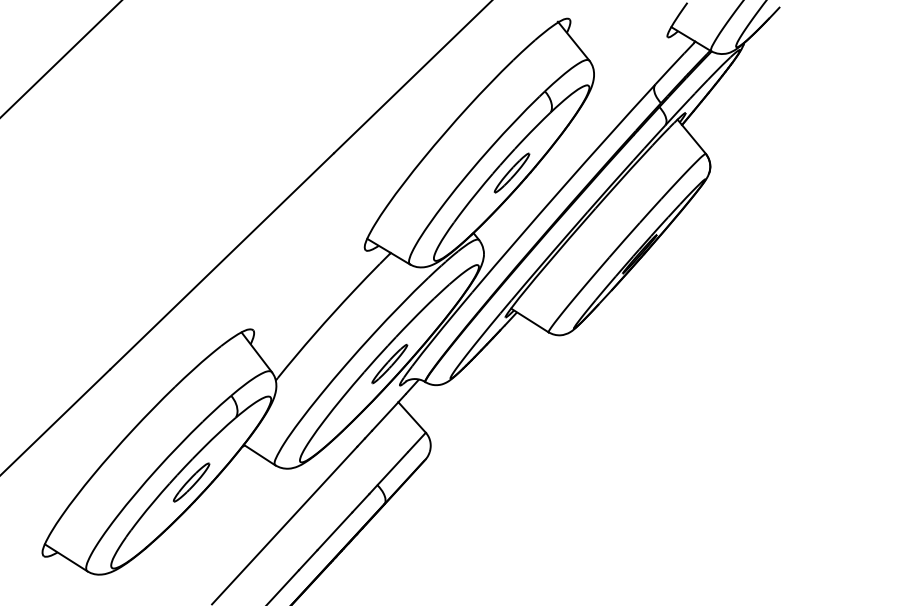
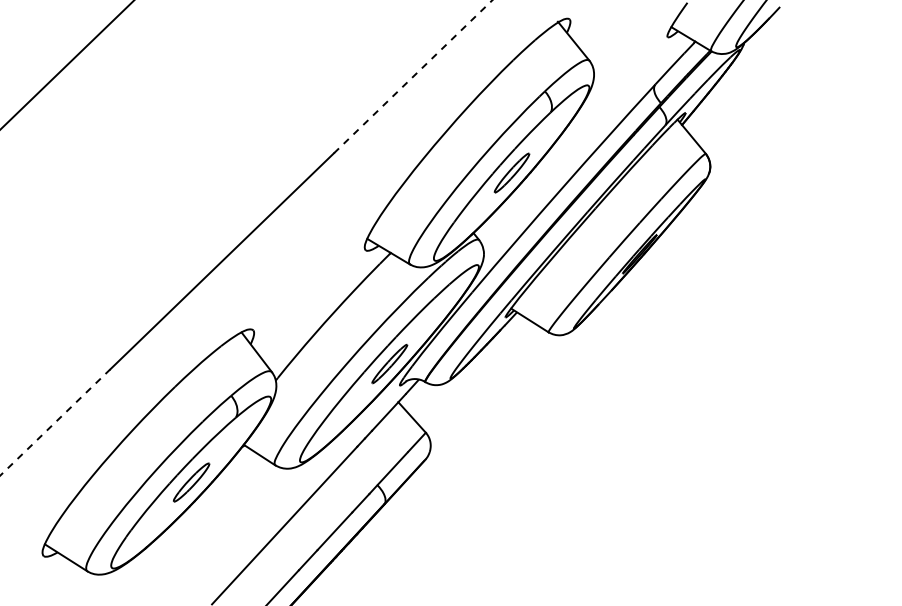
line position: (61, 58) -> (67, 64) (67, 64)
line: solid -> dashed (413, 76)
line: solid -> dashed (55, 422)
